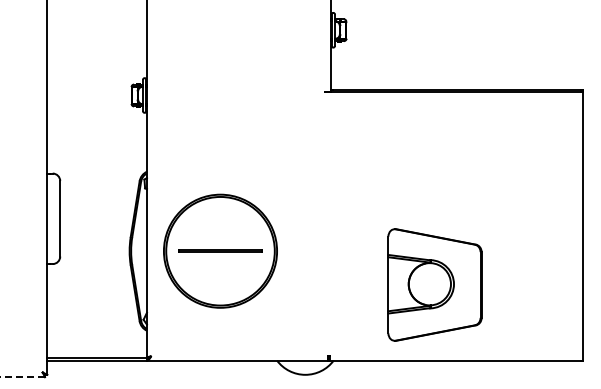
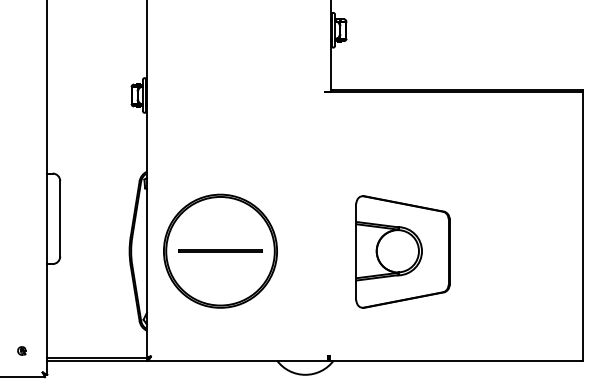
part position: (434, 284) -> (402, 251) (402, 251)
part: none -> present (21, 350)
line: dashed -> solid (22, 377)
